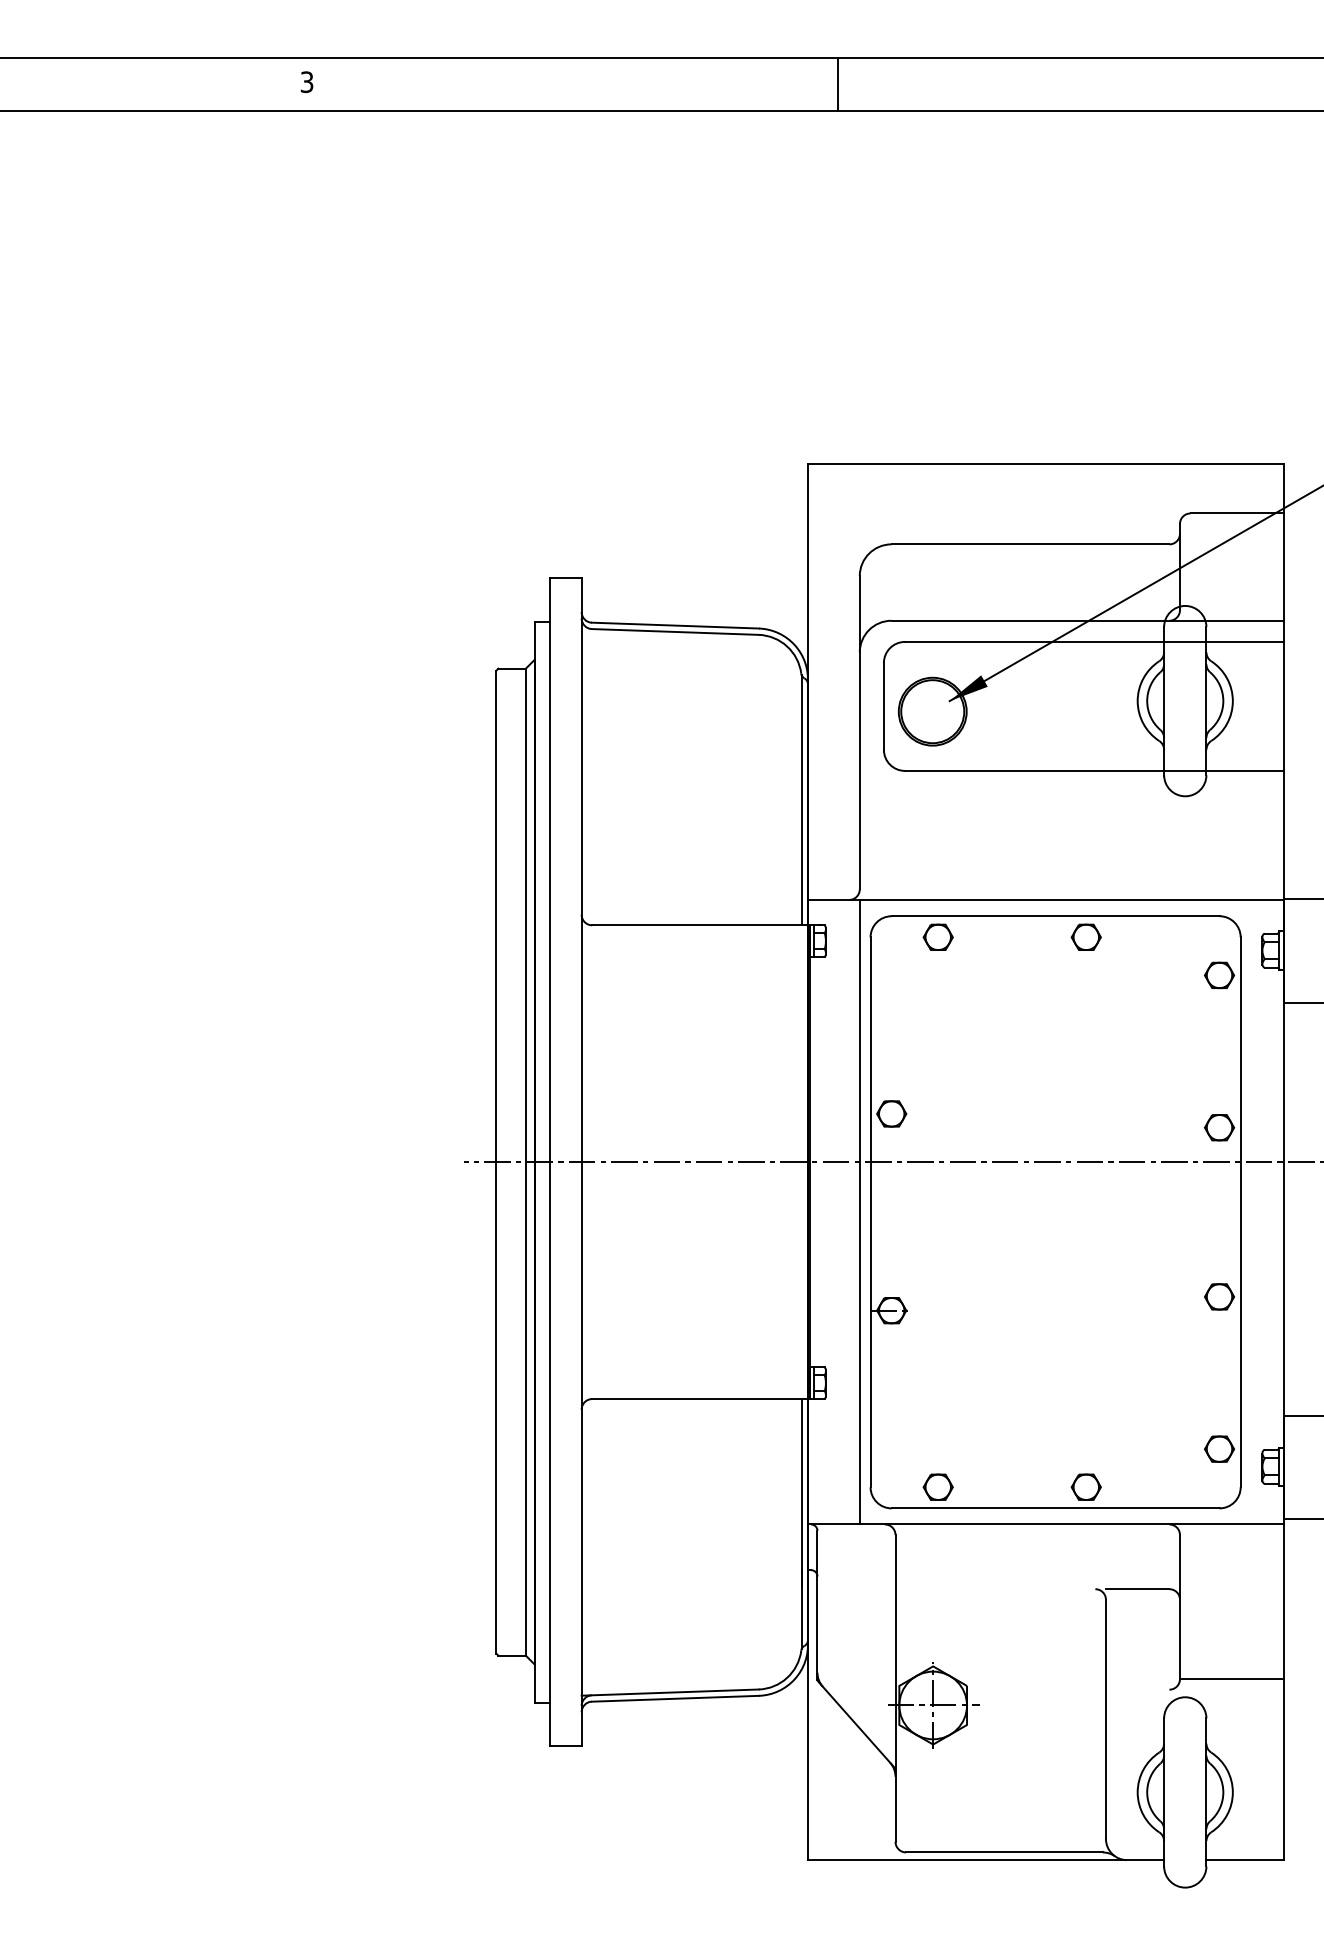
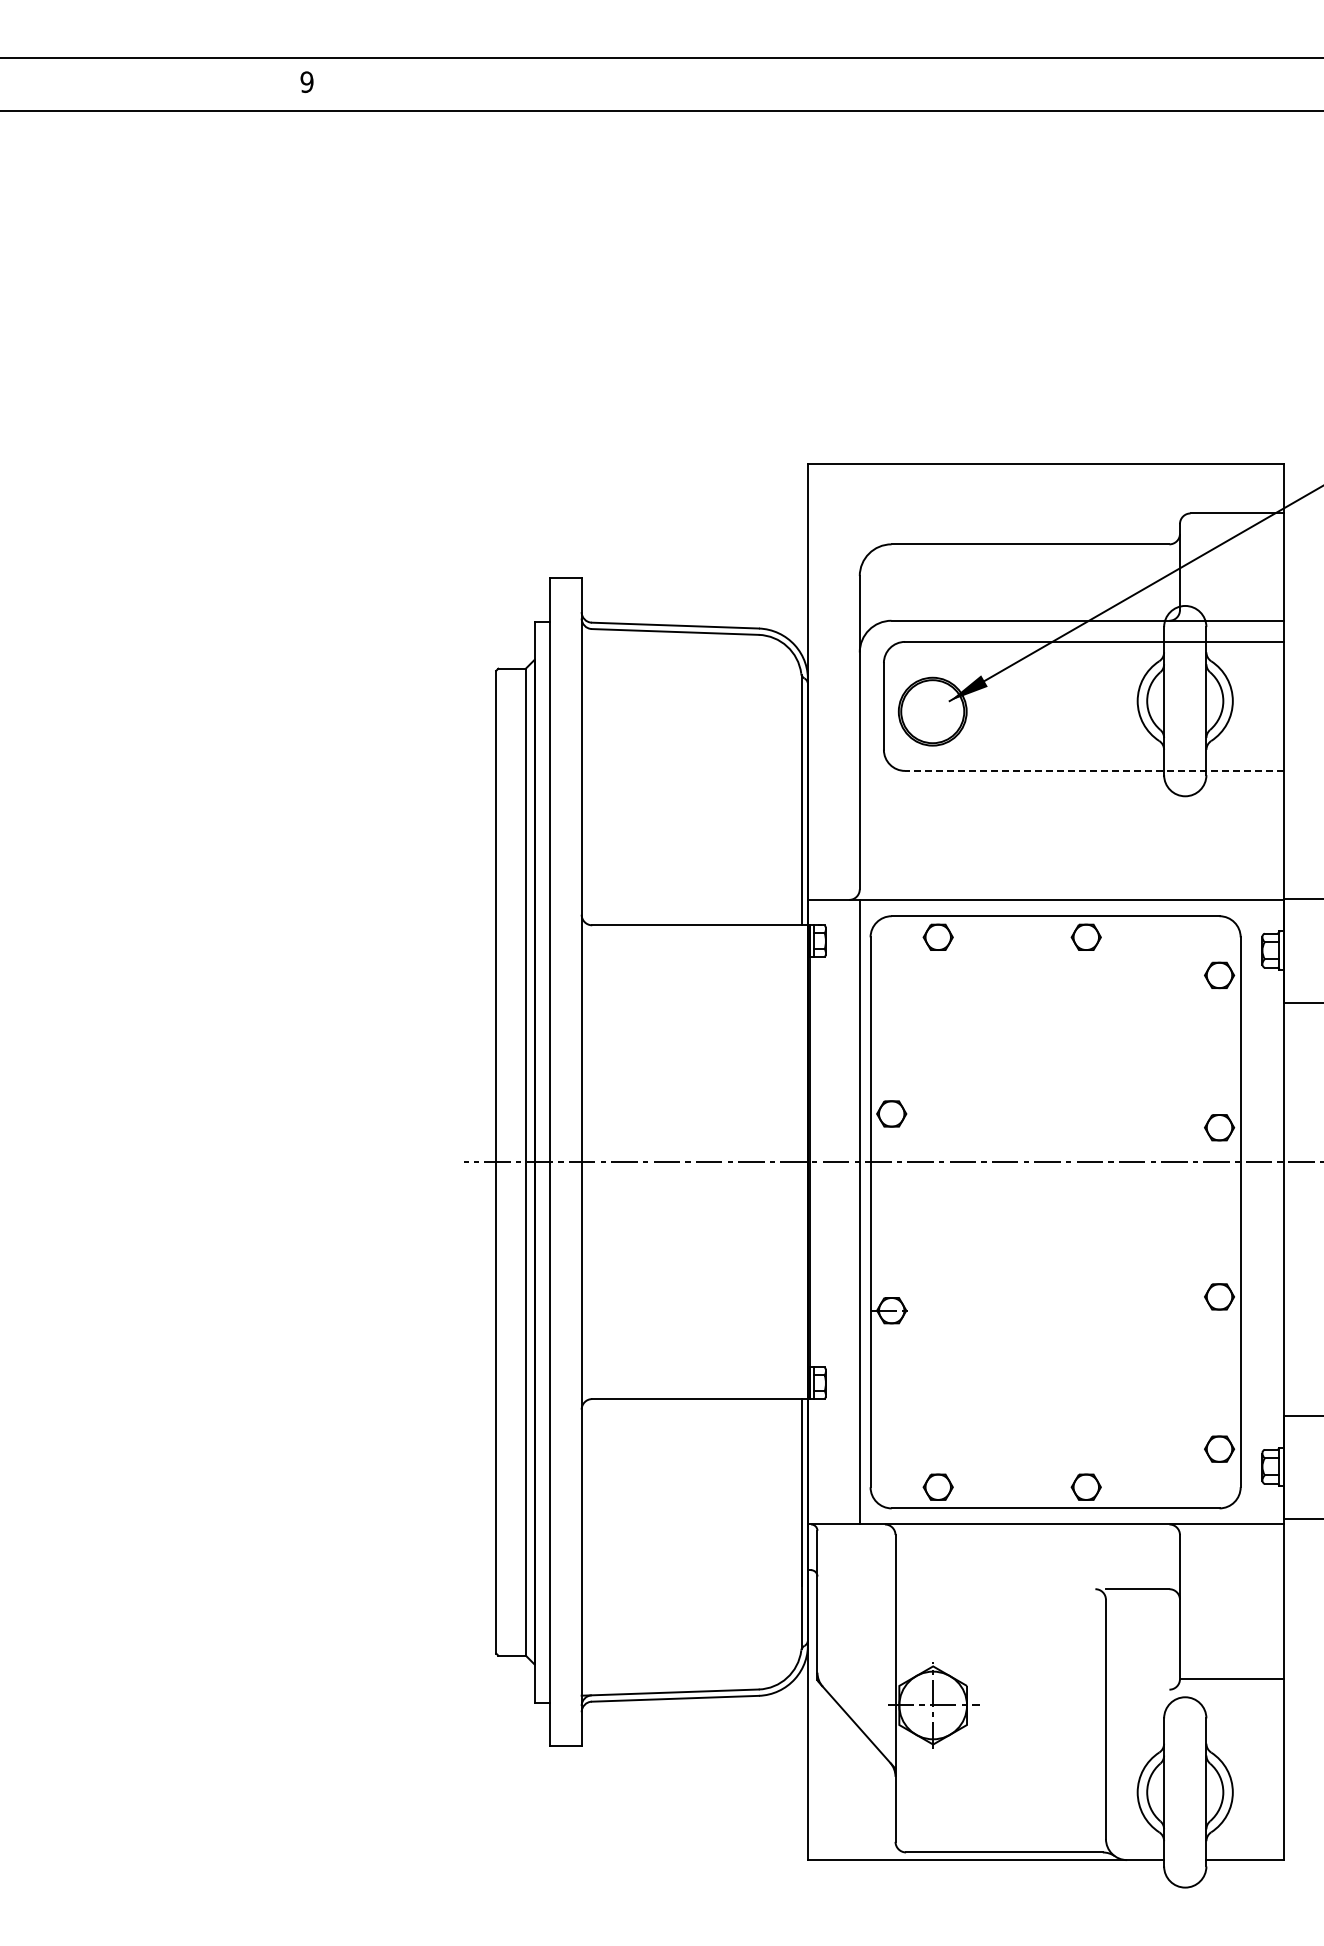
text: 3 -> 9 (306, 81)
line: present -> none (838, 84)
line: solid -> dashed (1093, 770)
